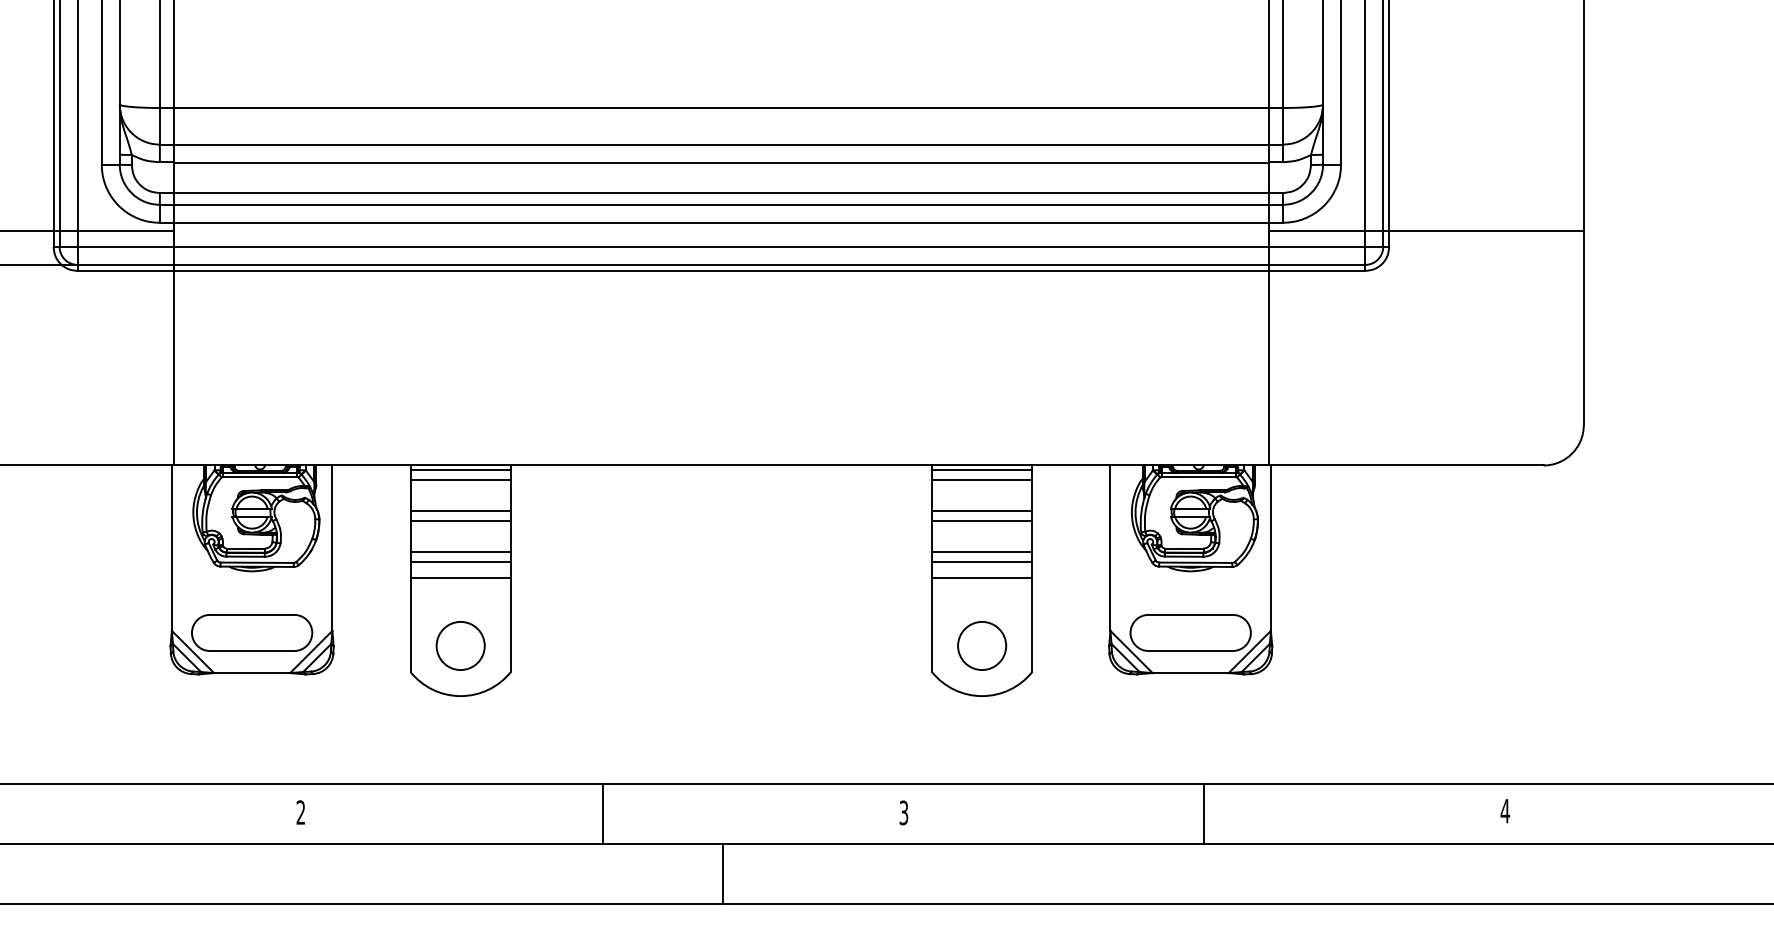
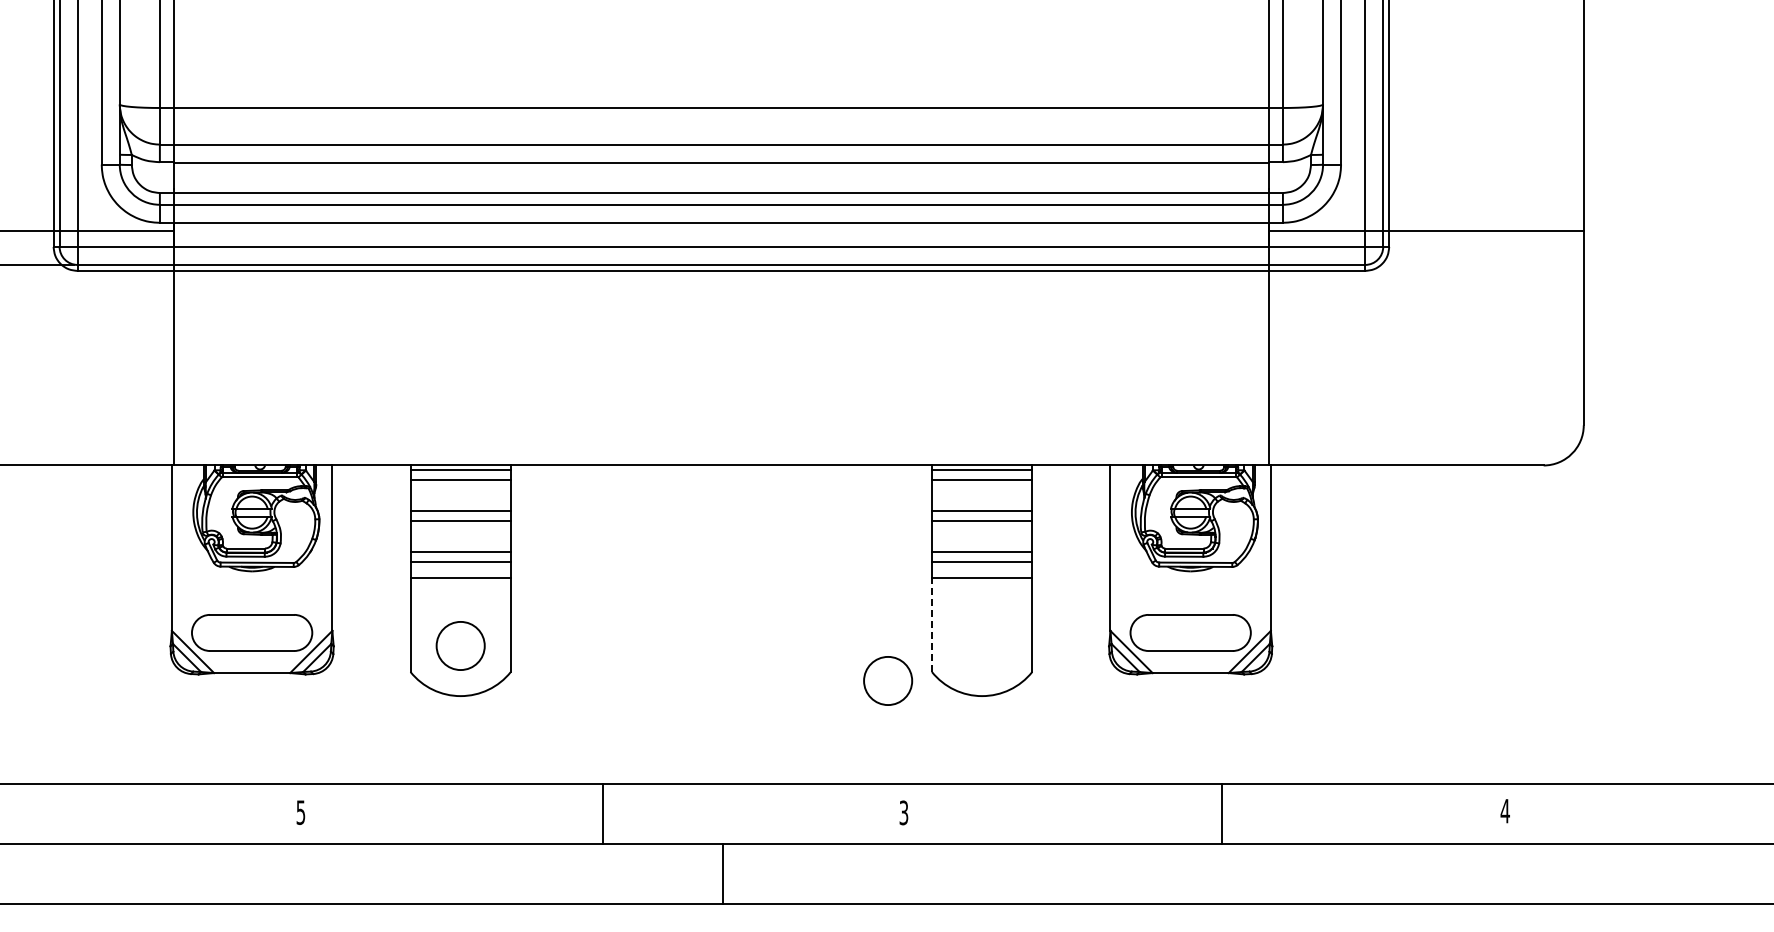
line: solid -> dashed (931, 624)
circle position: (982, 645) -> (888, 680) (888, 680)
text: 2 -> 5 (300, 812)
line position: (1204, 813) -> (1222, 813) (1222, 813)
